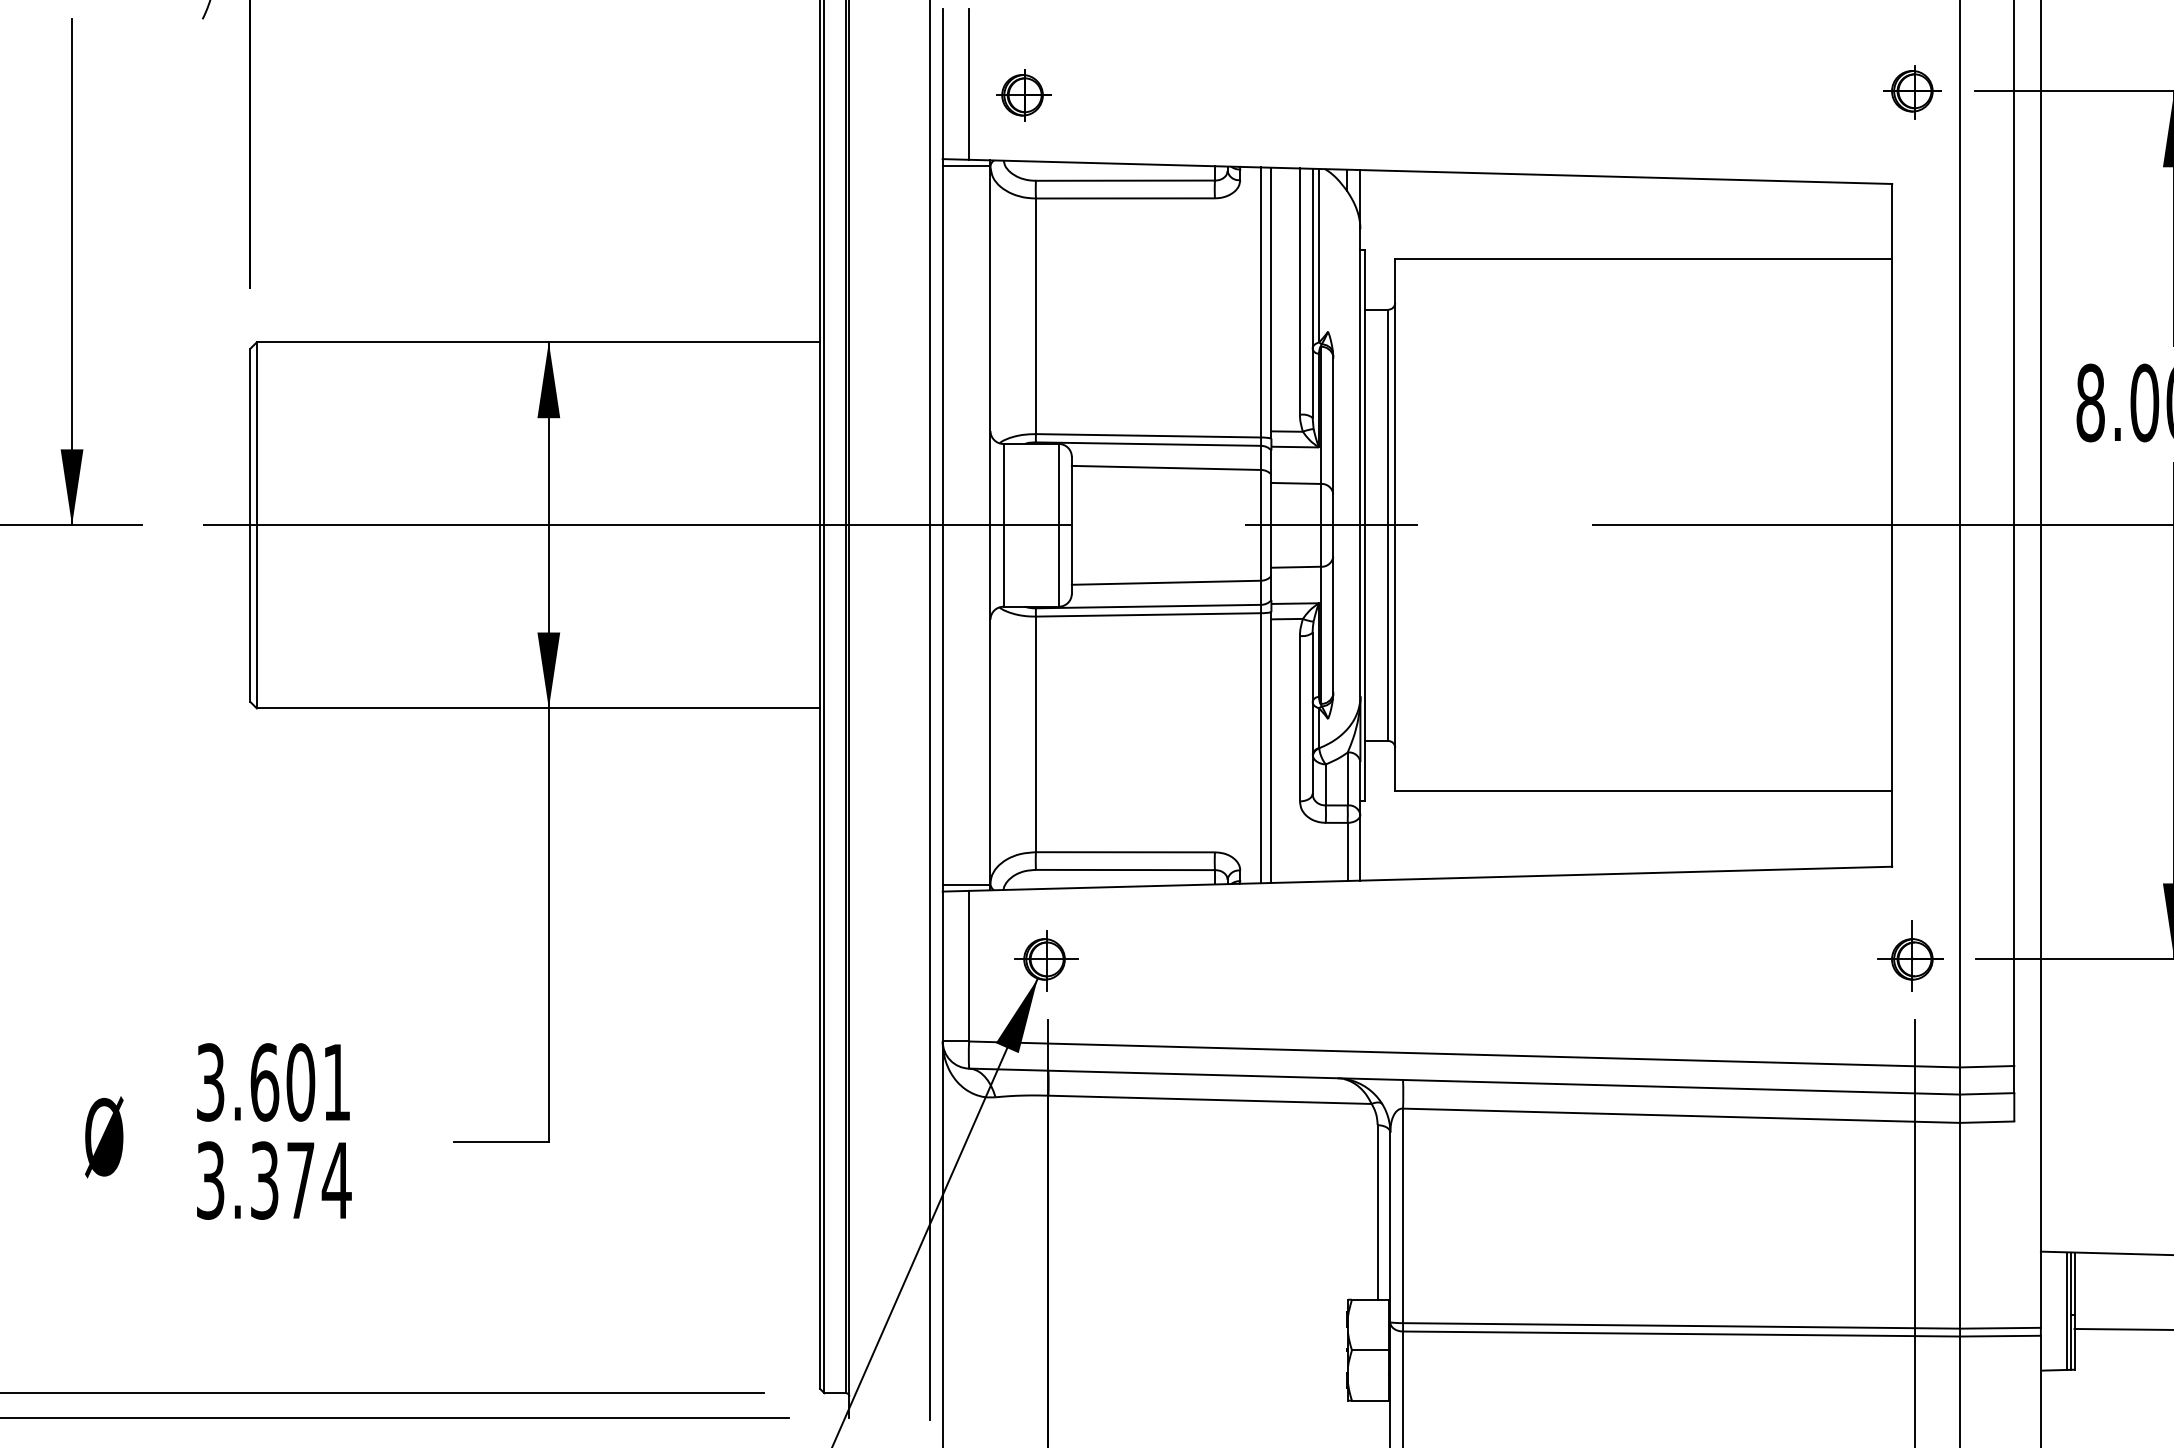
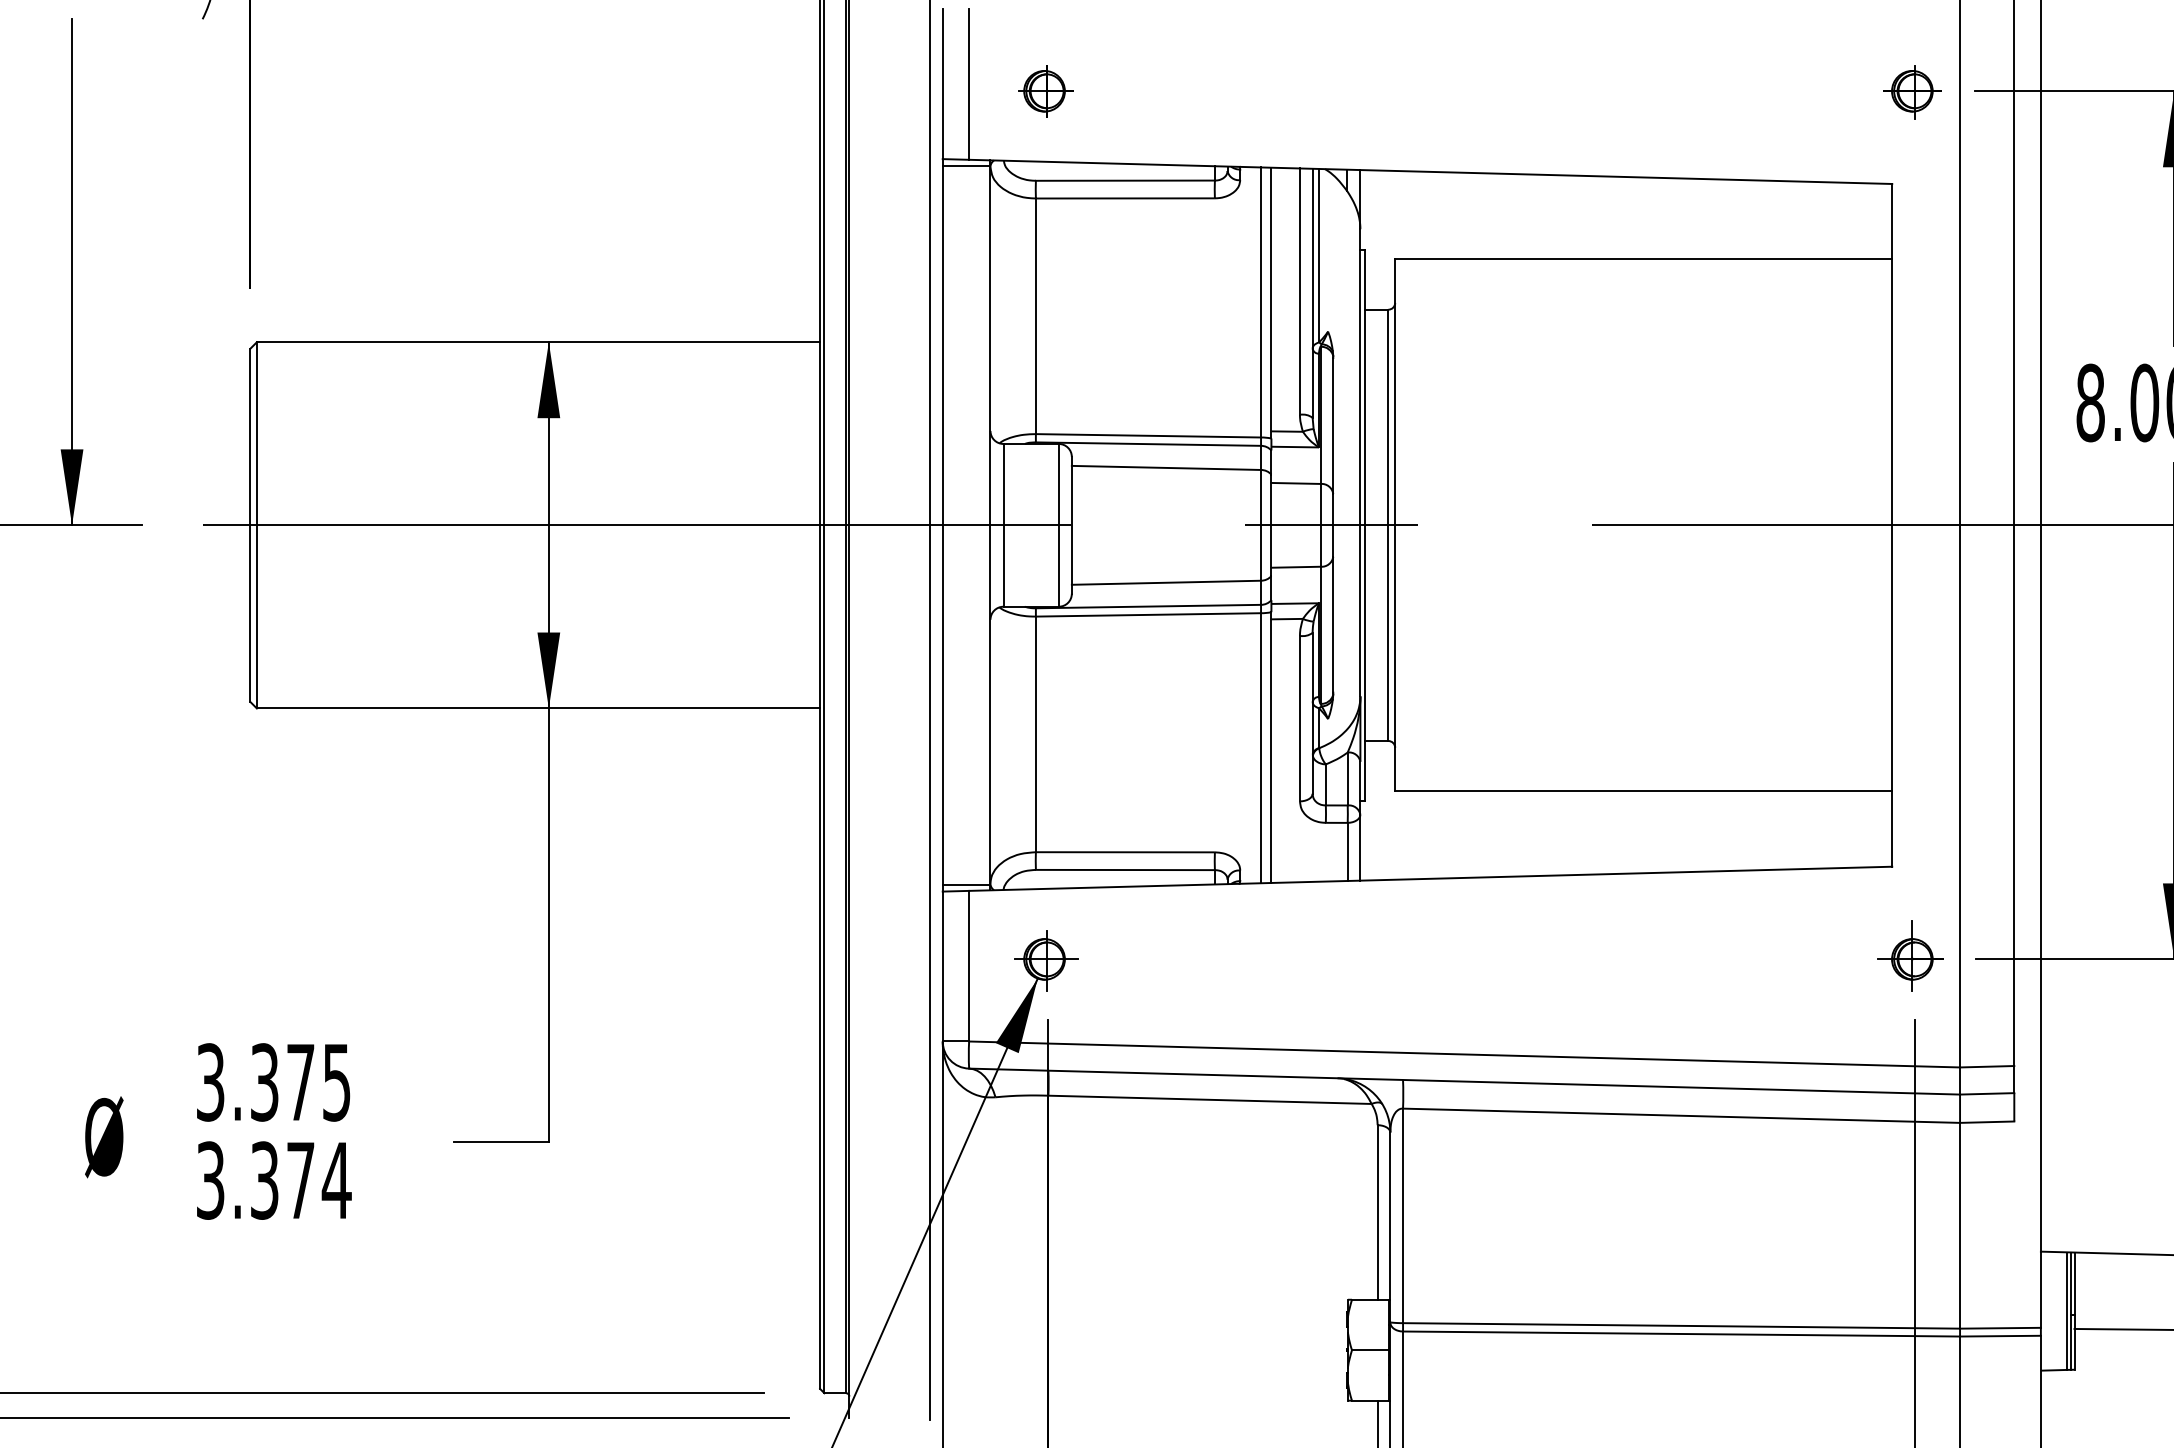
part position: (1023, 95) -> (1045, 91) (1045, 91)
text: 3.601 -> 3.375 (300, 1082)
line: none -> present (1377, 1422)
